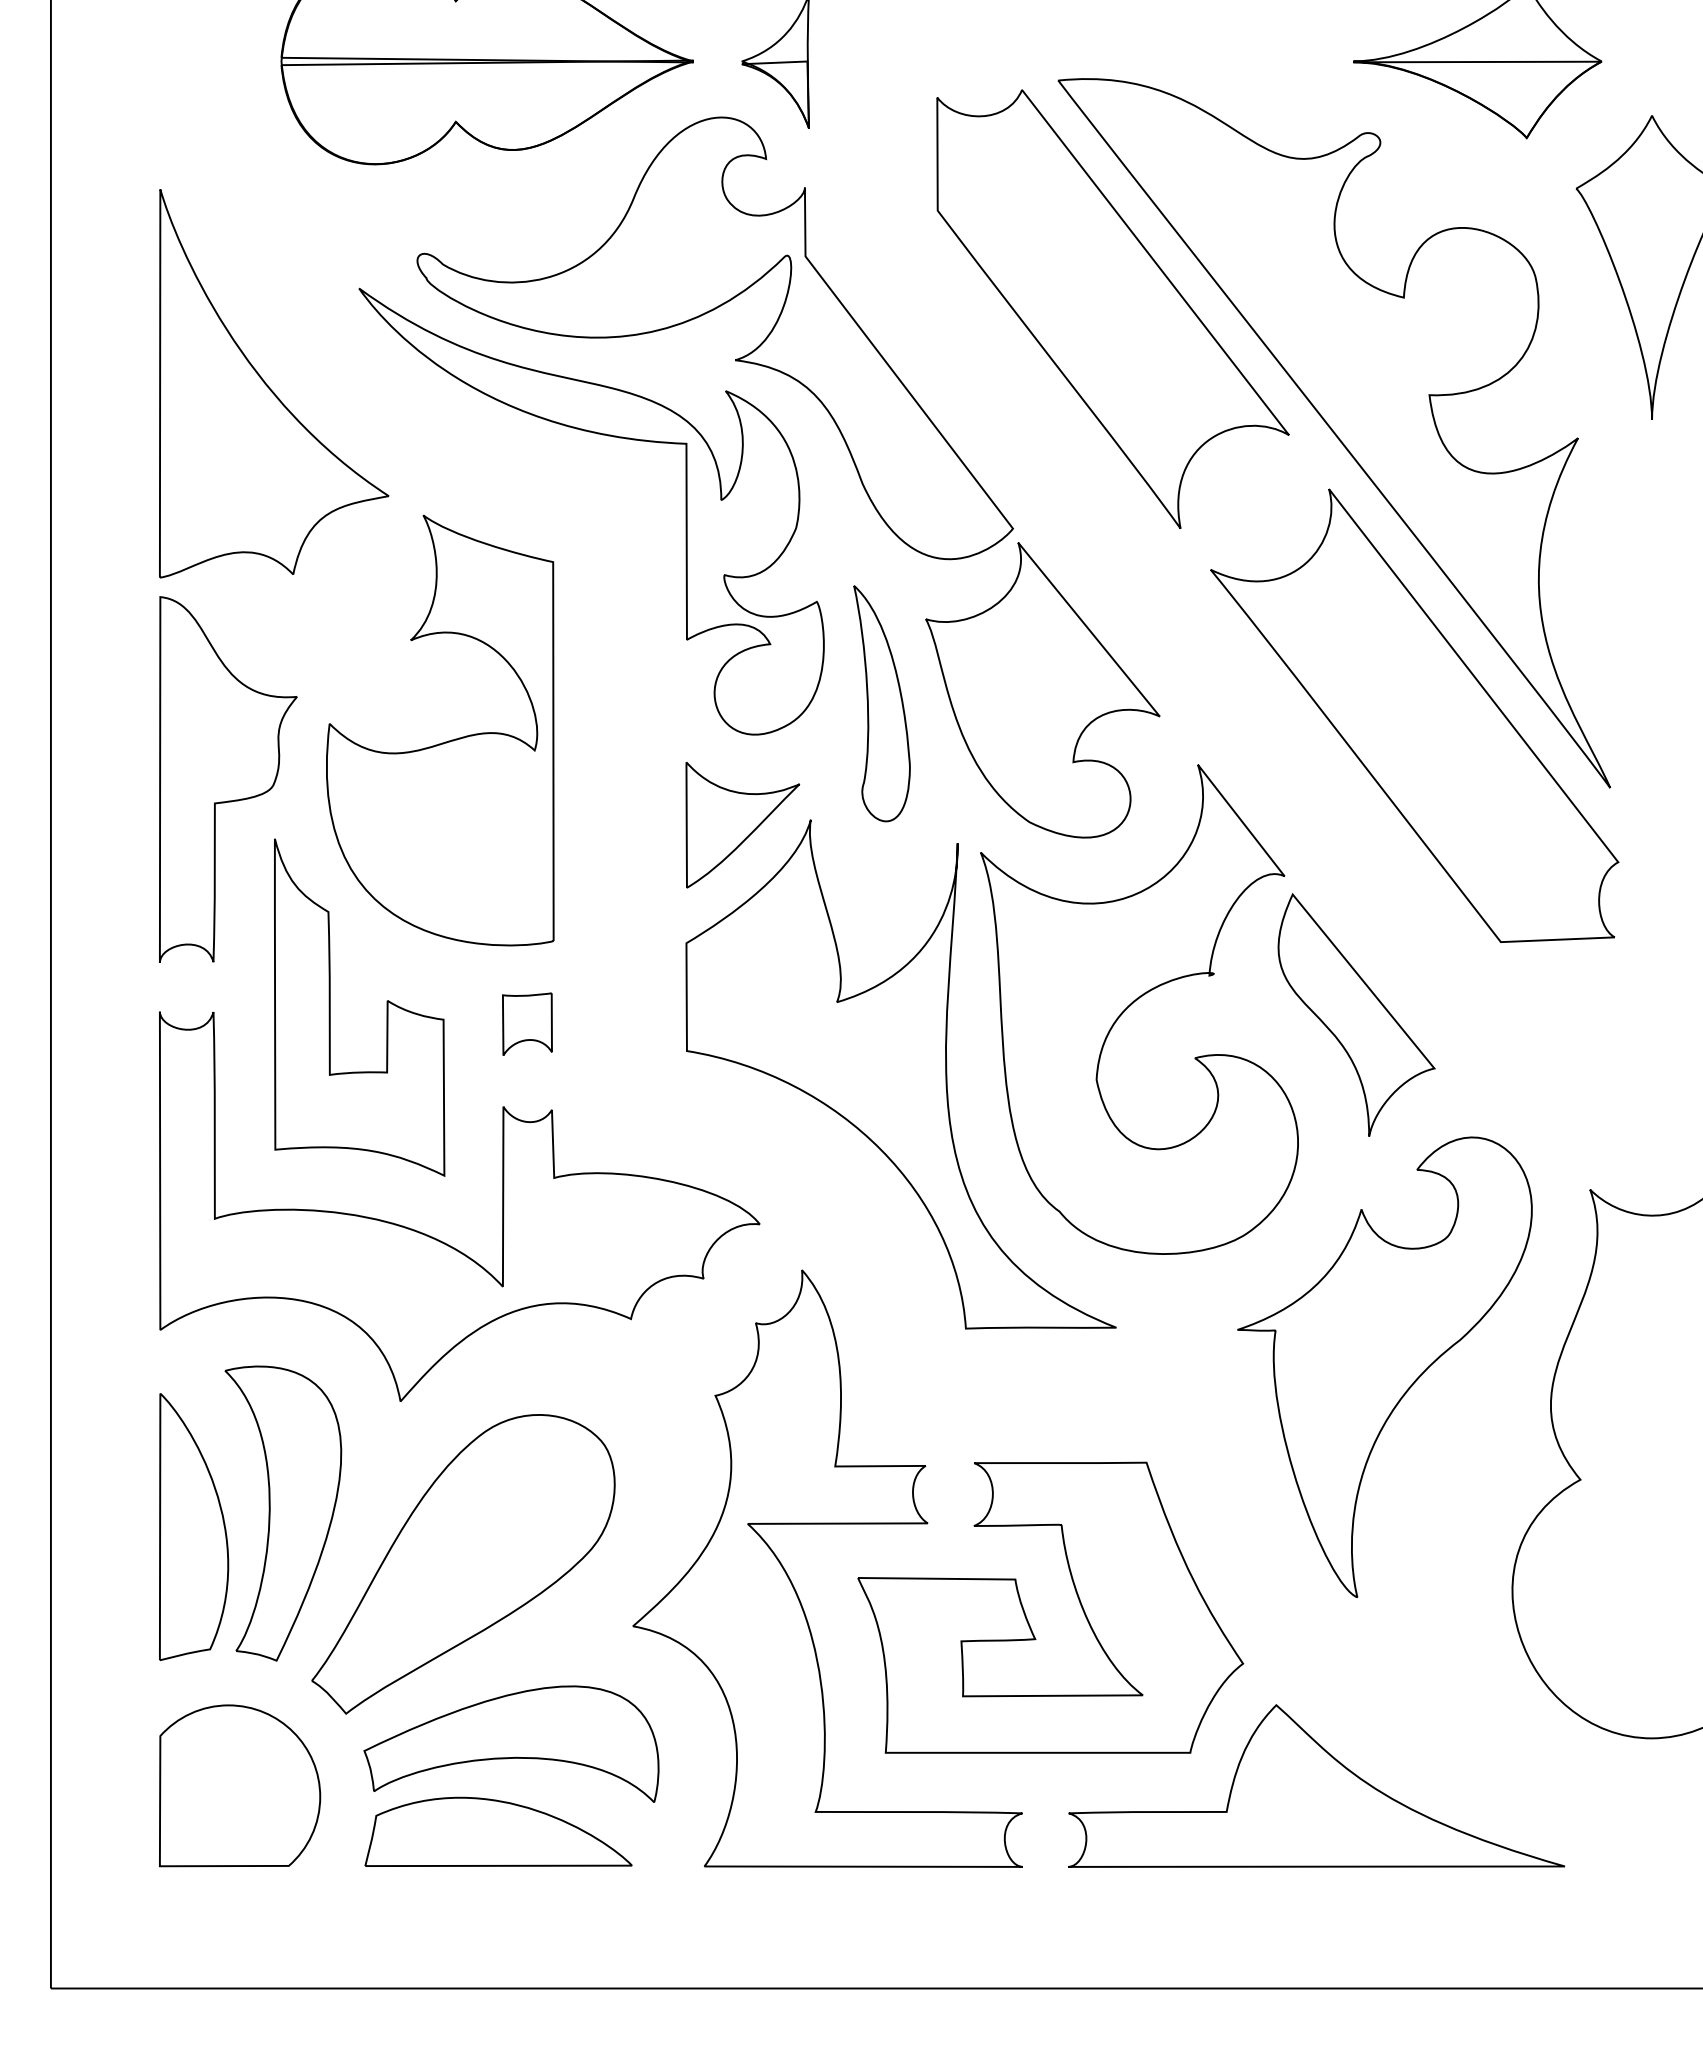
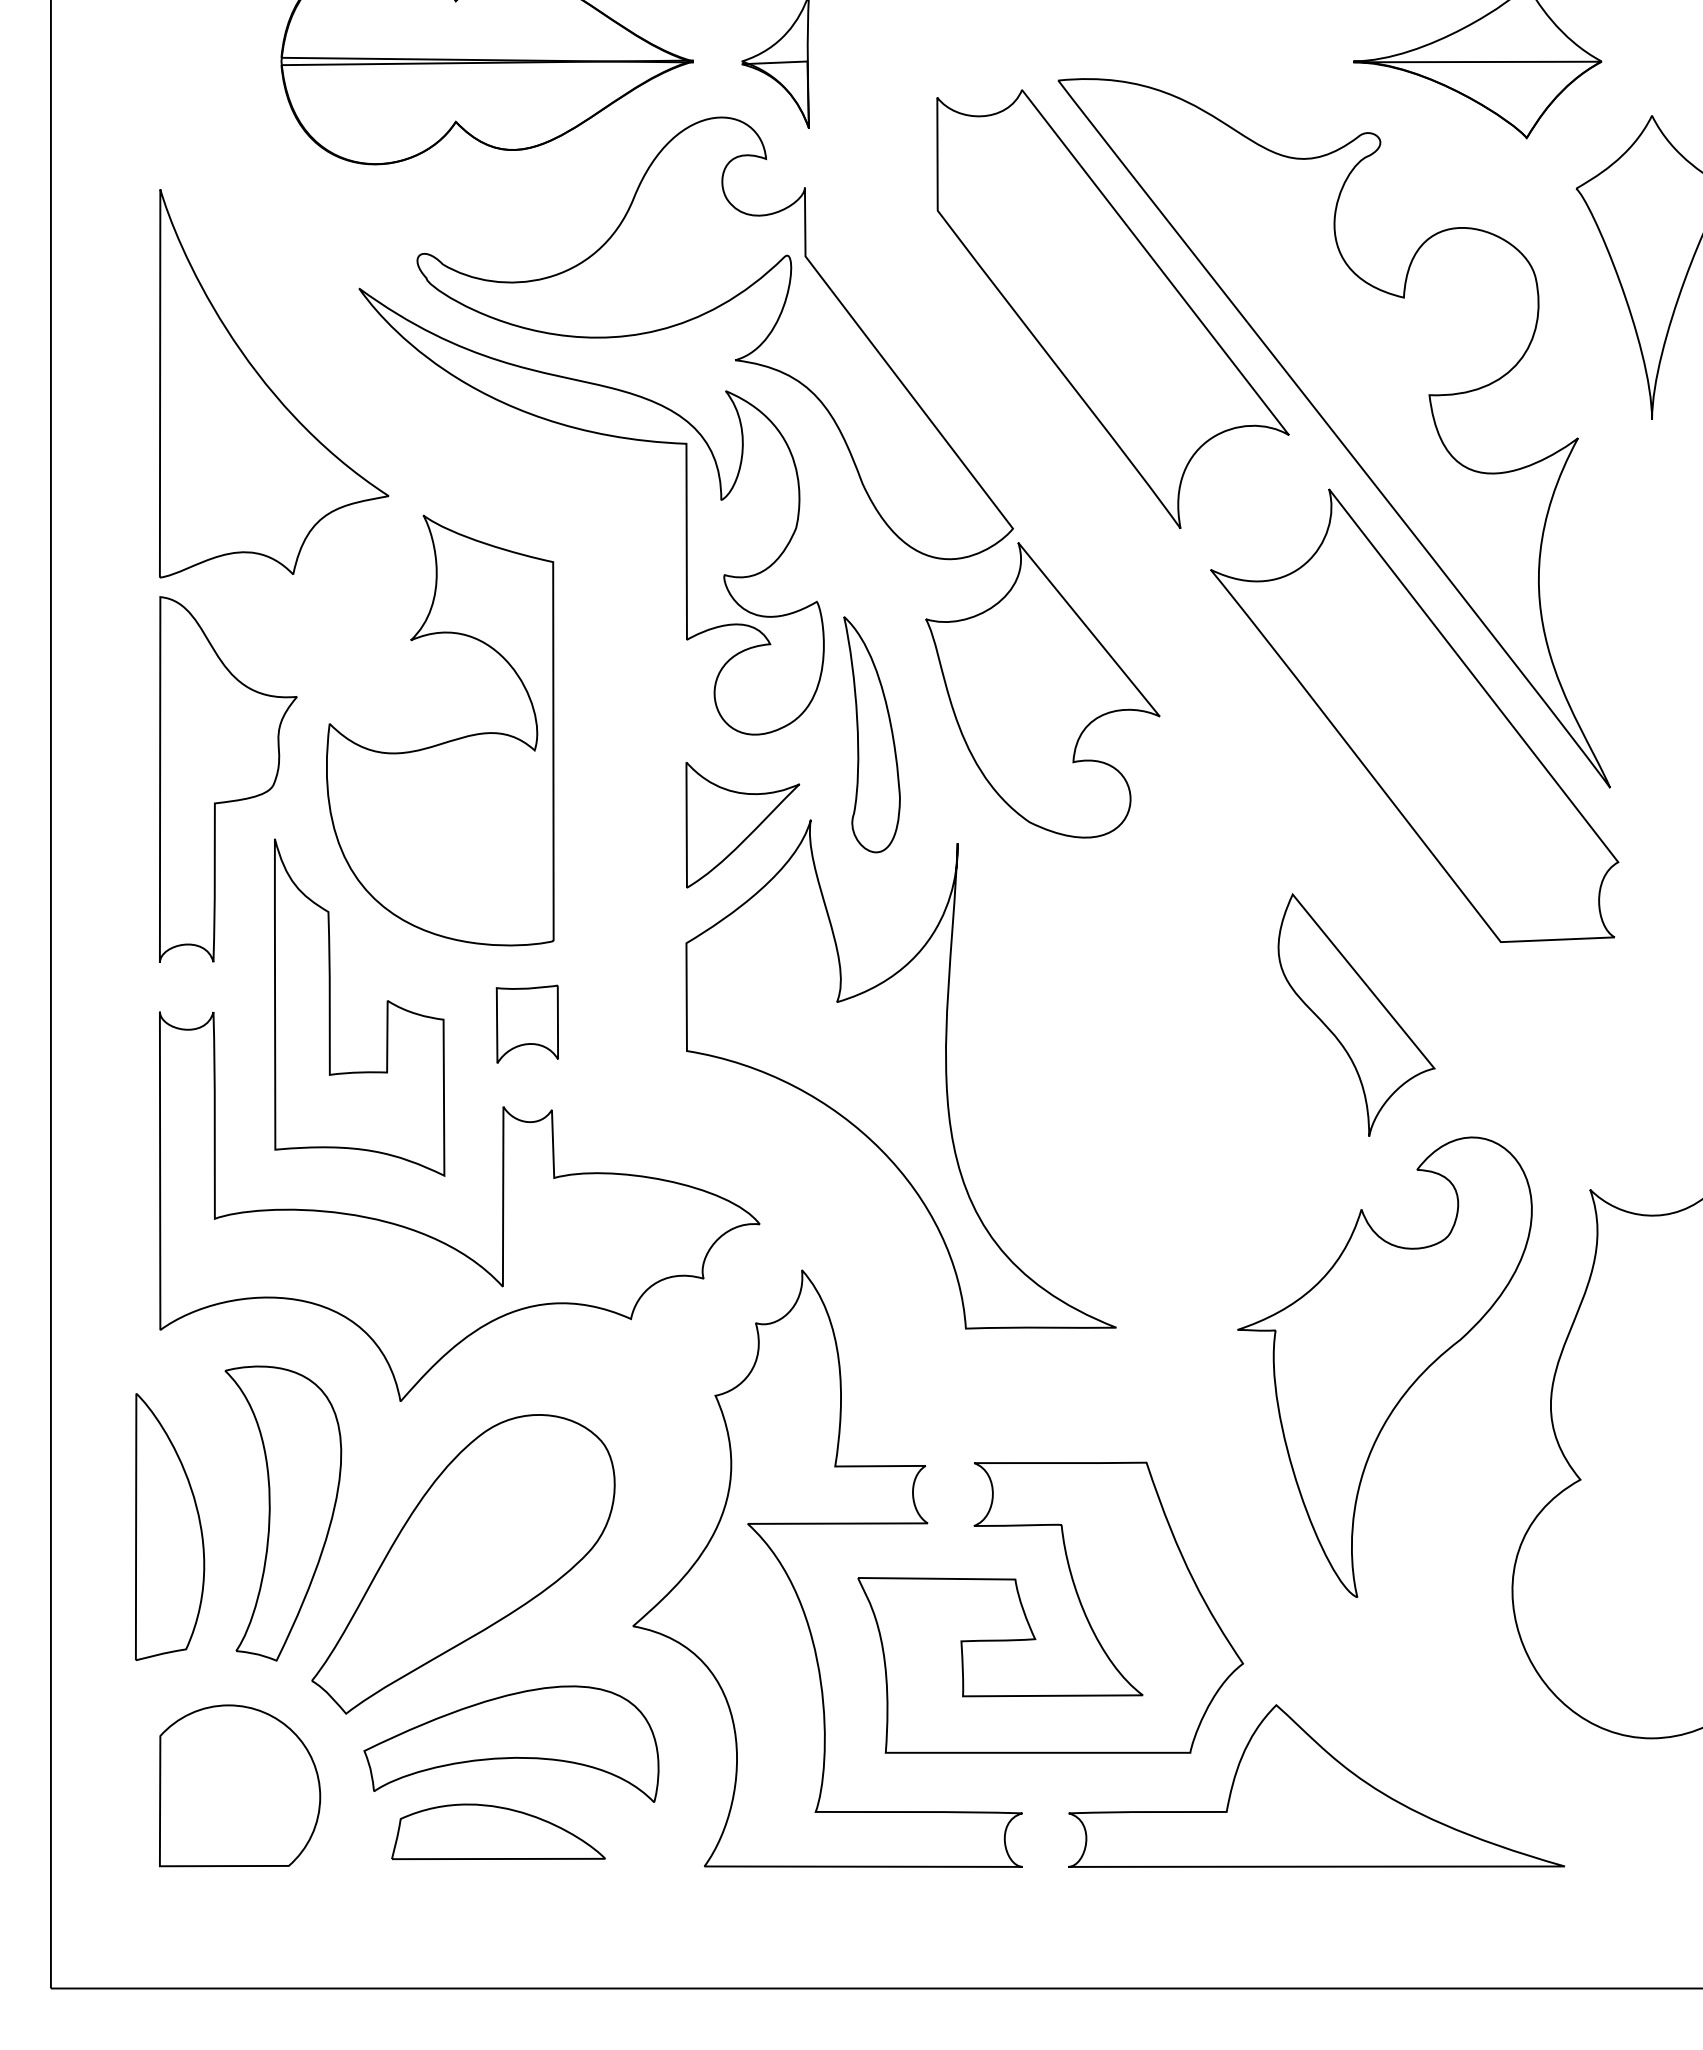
part position: (881, 703) -> (871, 734) (871, 734)
part: present -> none (1133, 1003)
part size: 51x64 px -> 64x80 px (526, 1023)
part position: (194, 1527) -> (170, 1527) (170, 1527)
part size: 269x71 px -> 215x58 px (498, 1831)
